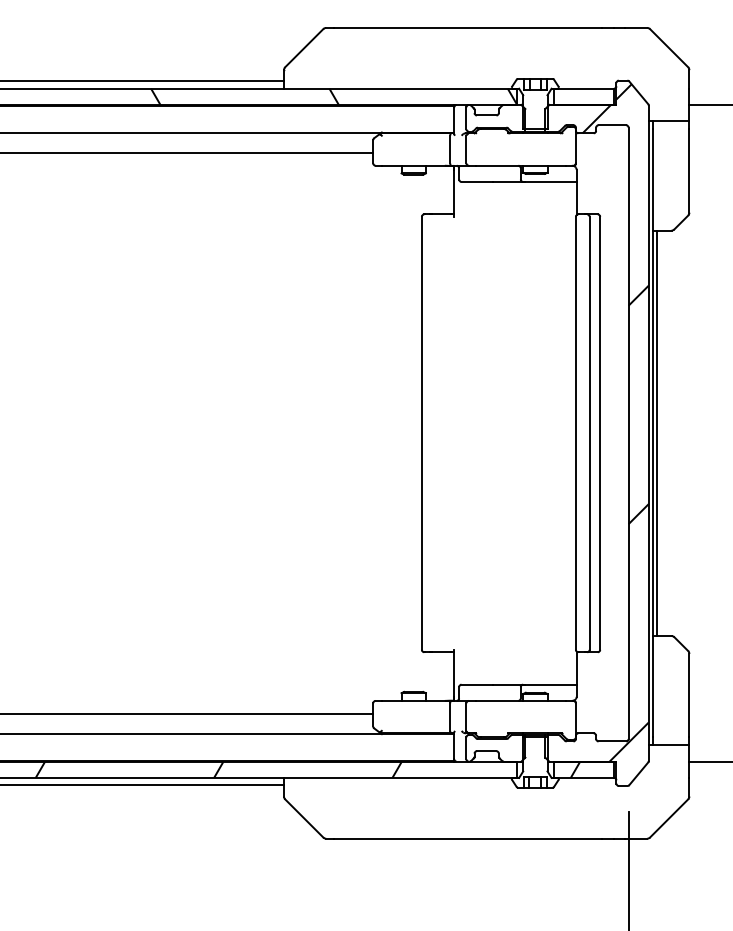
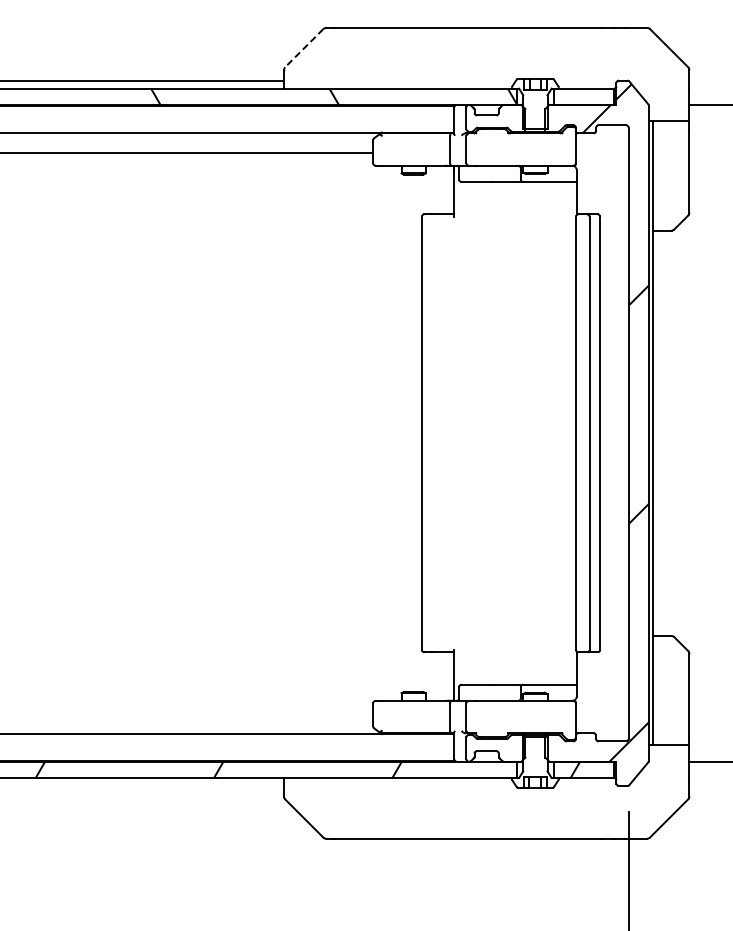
line: solid -> dashed (304, 48)
line: present -> none (656, 433)
line: present -> none (187, 713)
line: present -> none (143, 785)
